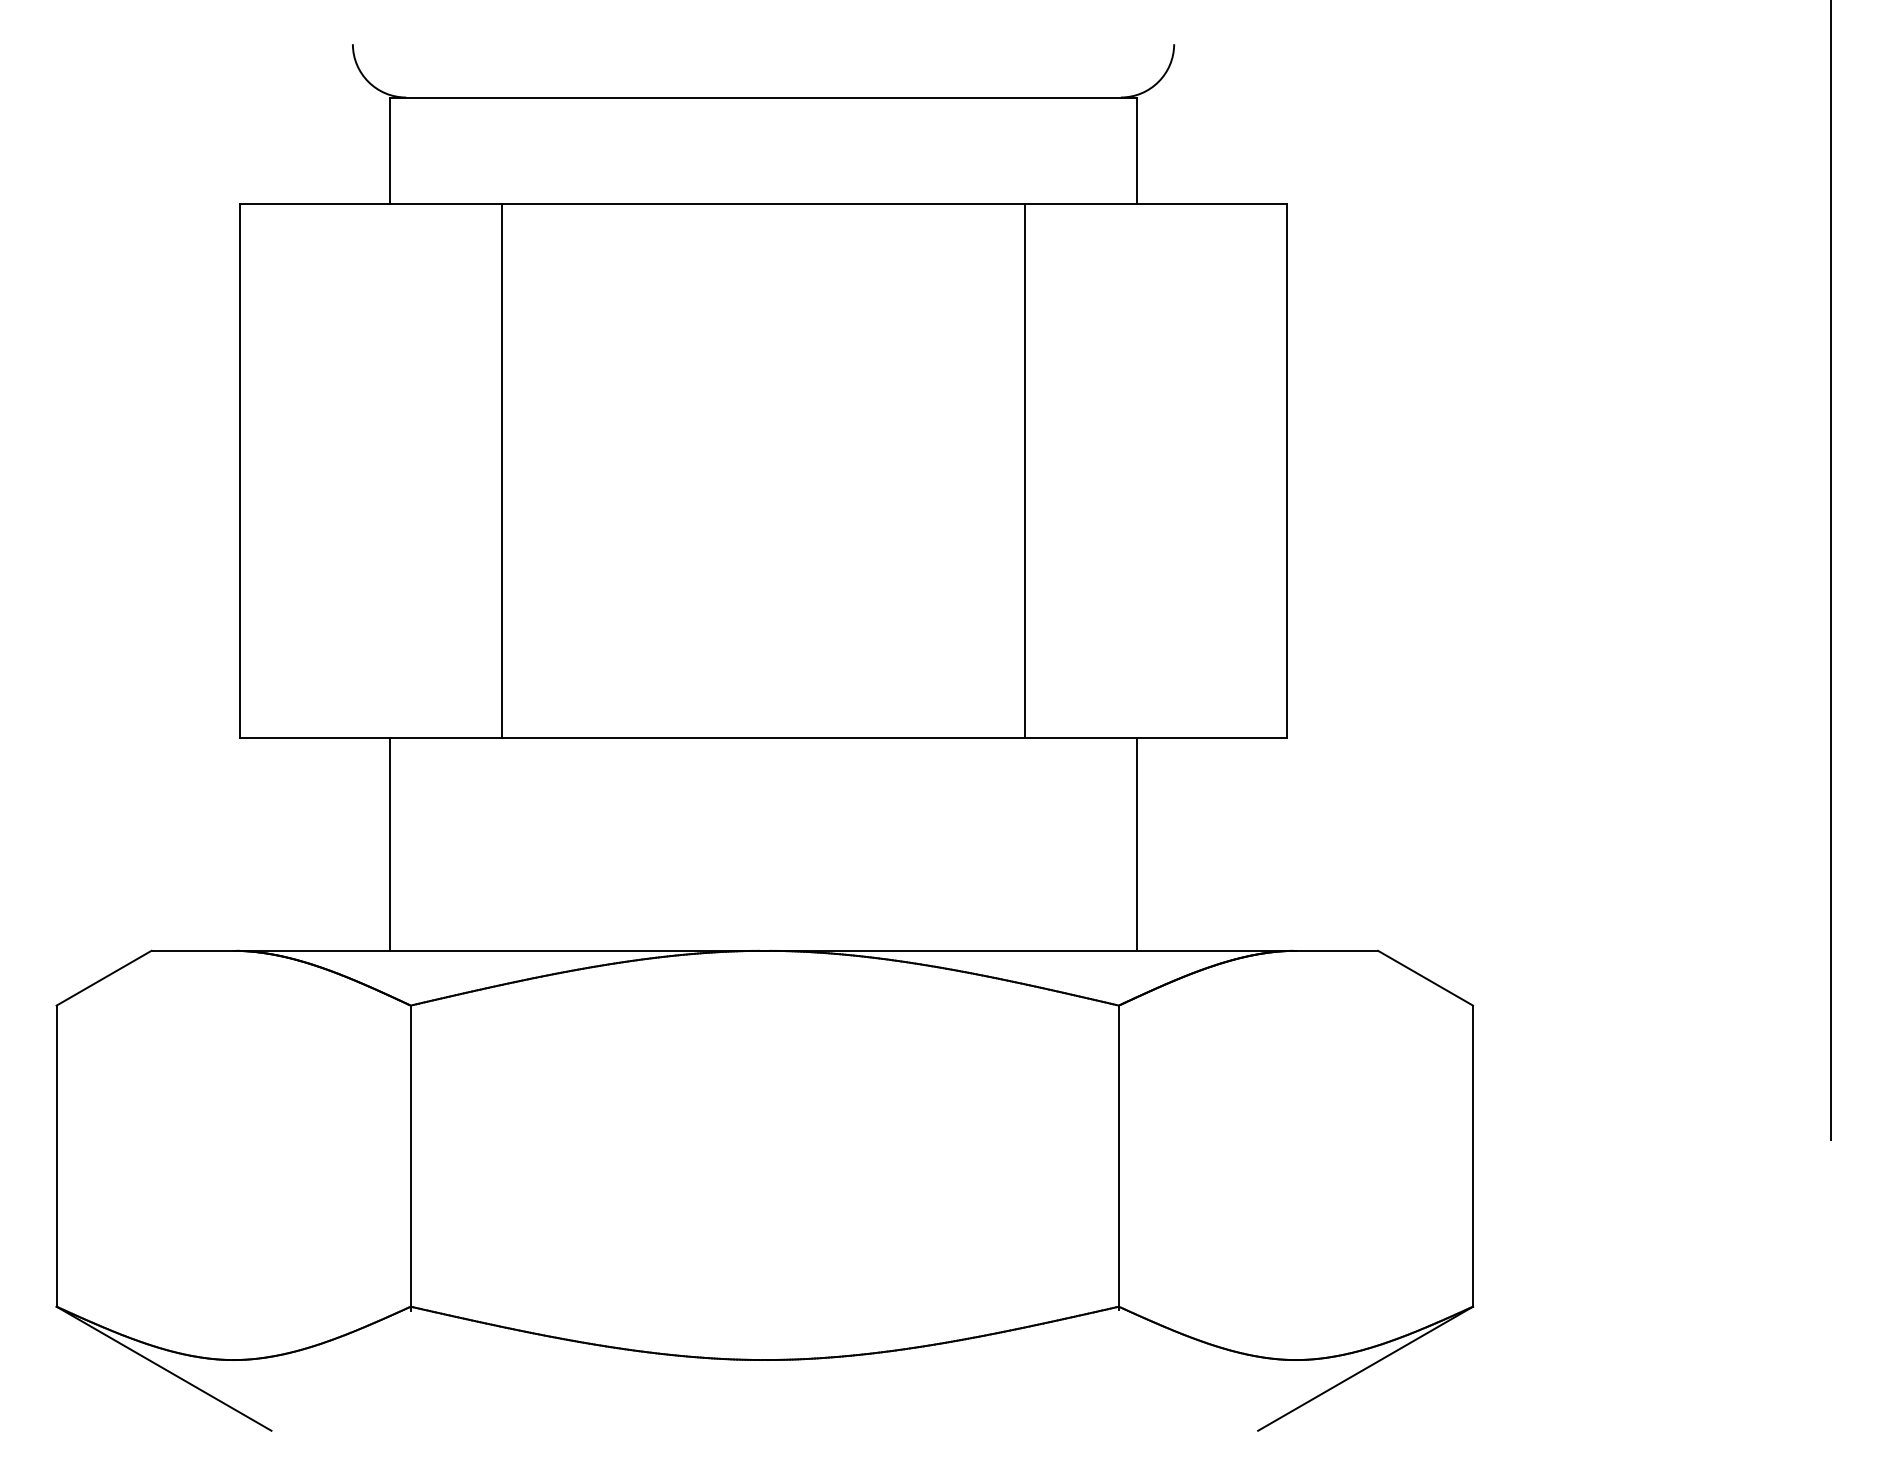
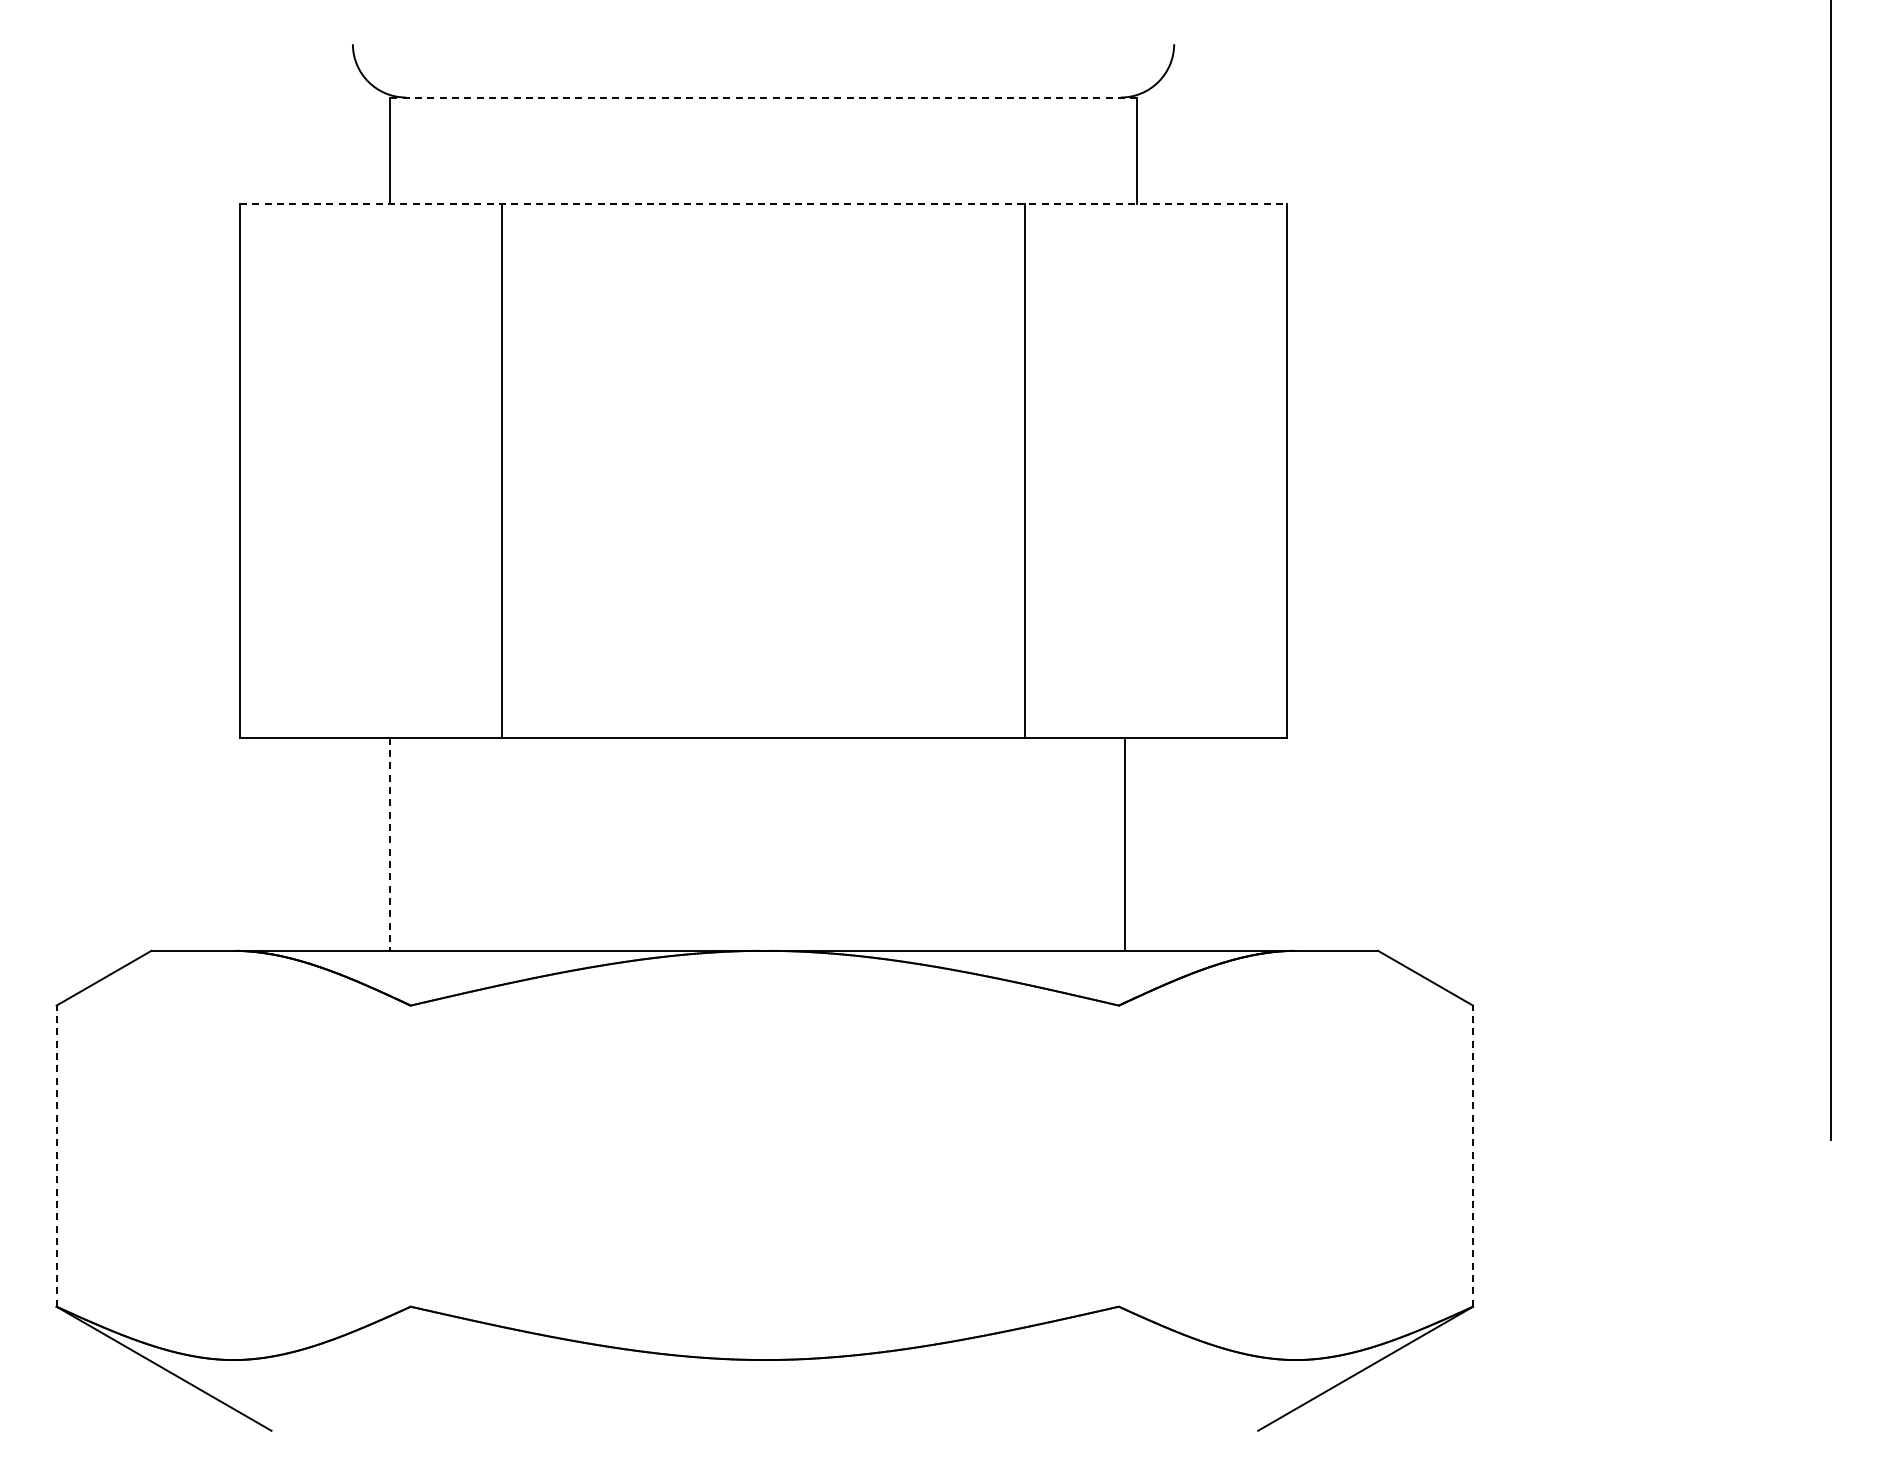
line: solid -> dashed (764, 97)
line: solid -> dashed (764, 204)
line position: (1136, 843) -> (1124, 843) (1124, 843)
line: solid -> dashed (390, 844)
line: solid -> dashed (56, 1156)
line: solid -> dashed (1473, 1156)
line: present -> none (1118, 1157)
line: present -> none (410, 1158)
